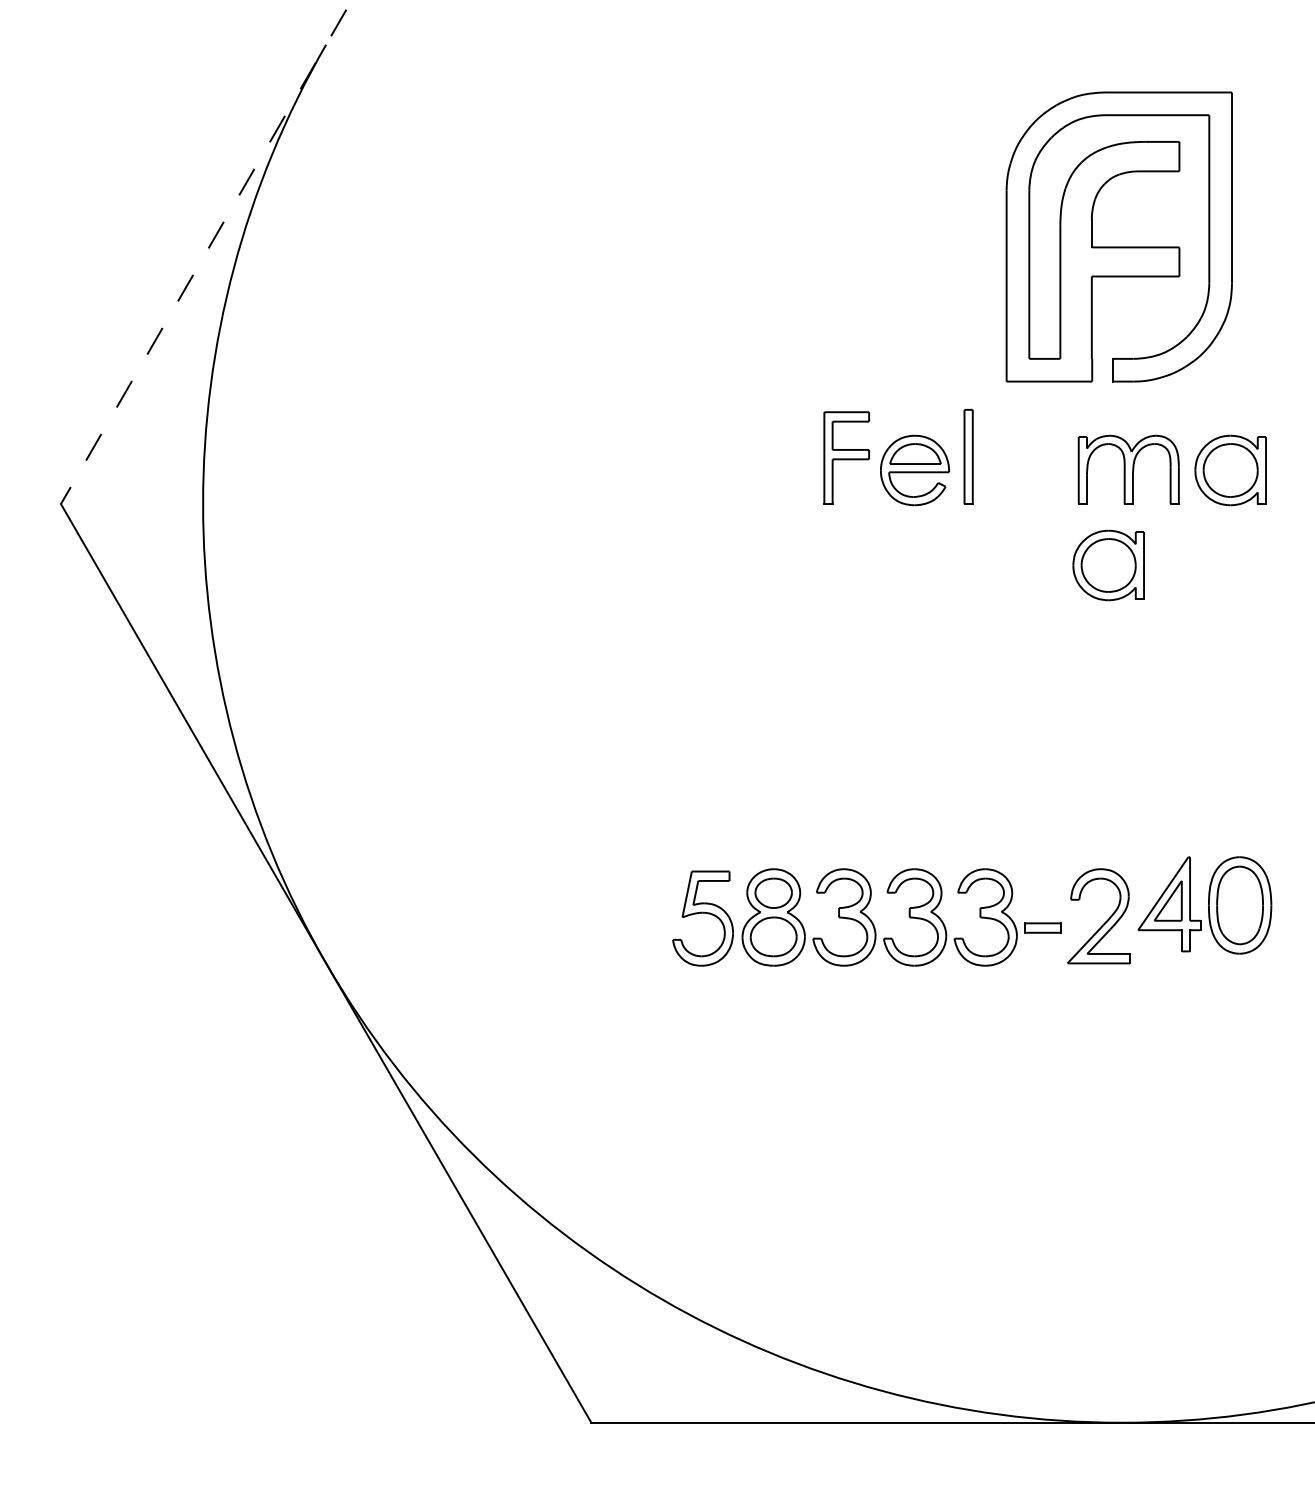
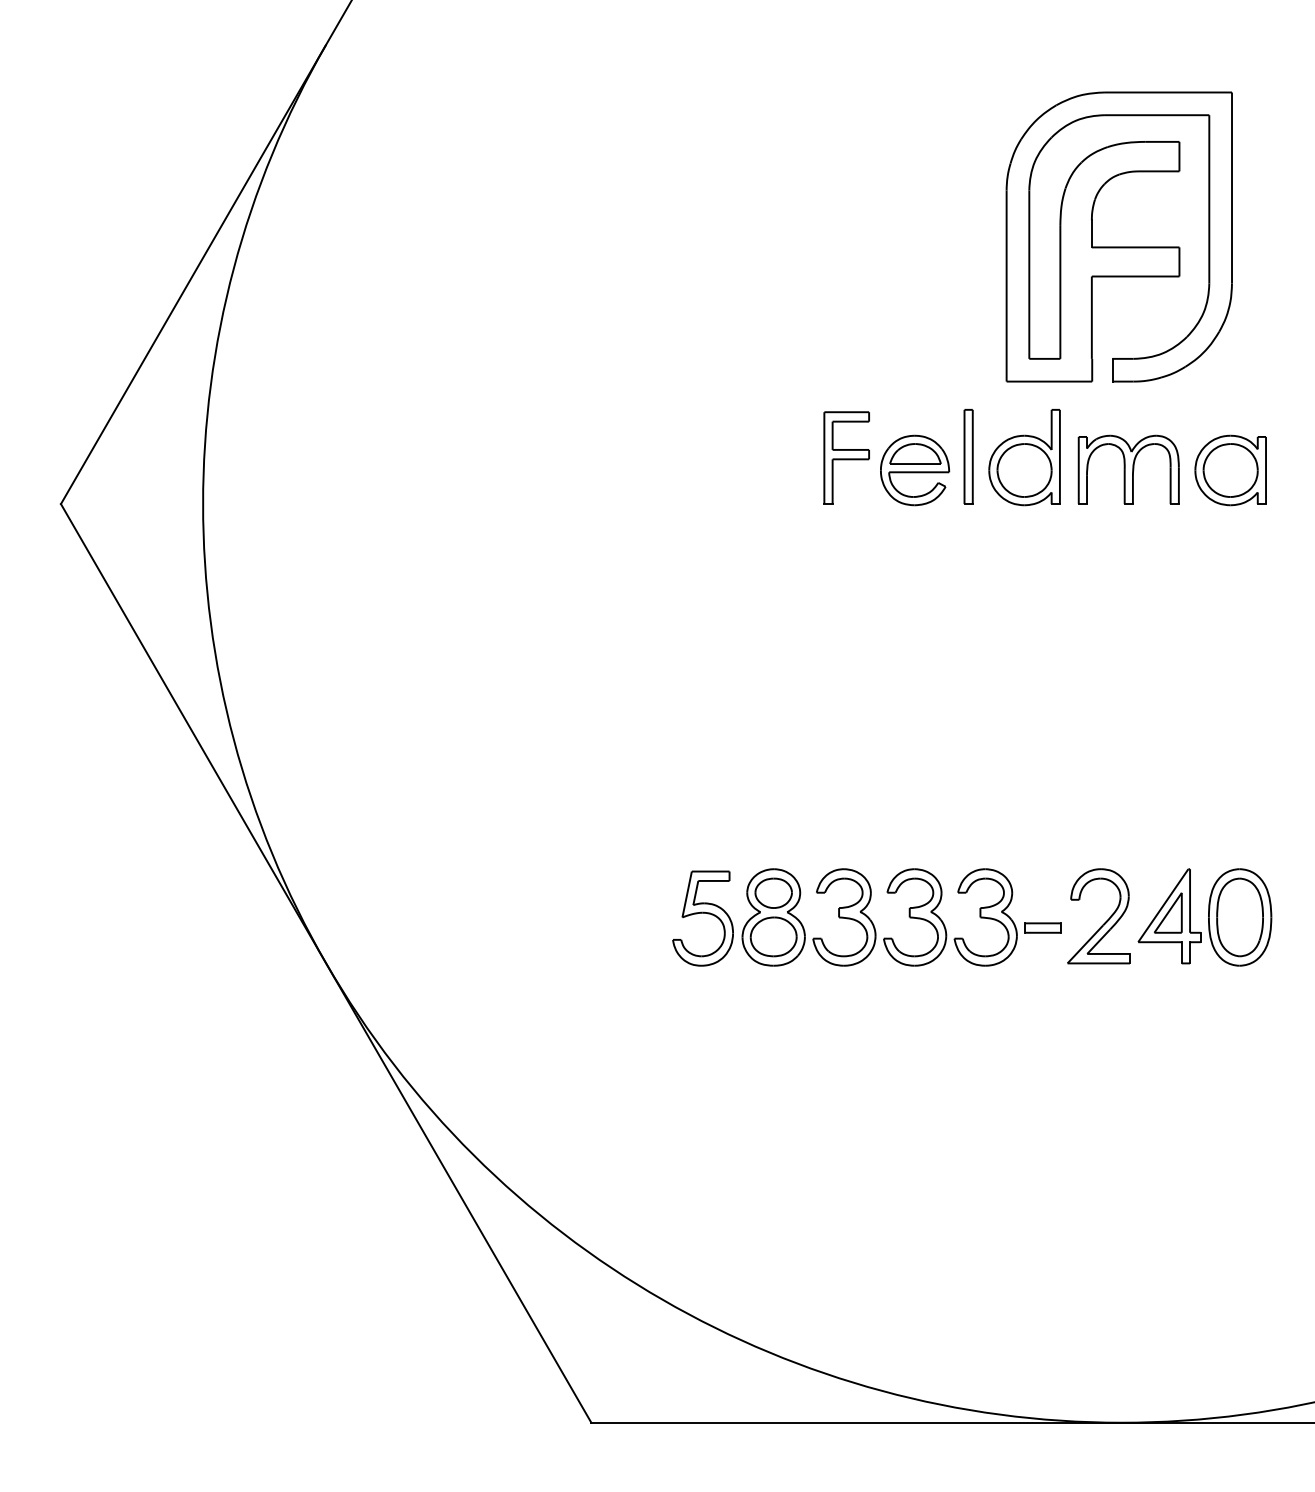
line: dashed -> solid (206, 252)
part: none -> present (1024, 457)
part: present -> none (1108, 565)
part position: (1204, 905) -> (1204, 917) (1204, 917)
